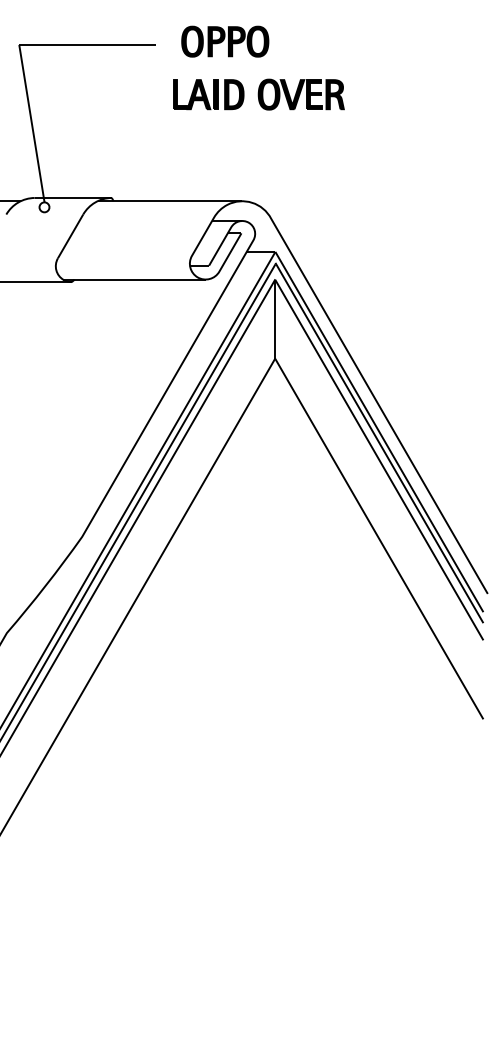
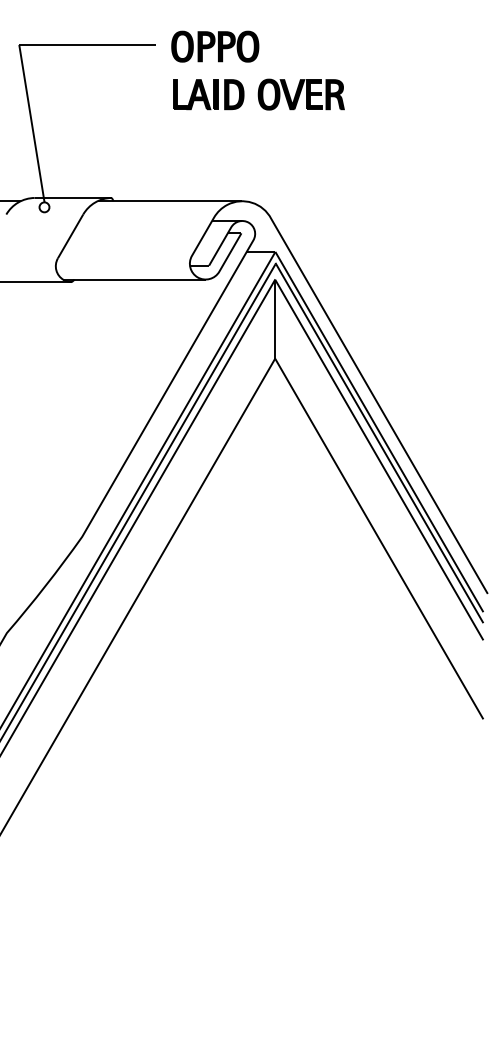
part position: (225, 41) -> (215, 46) (215, 46)
